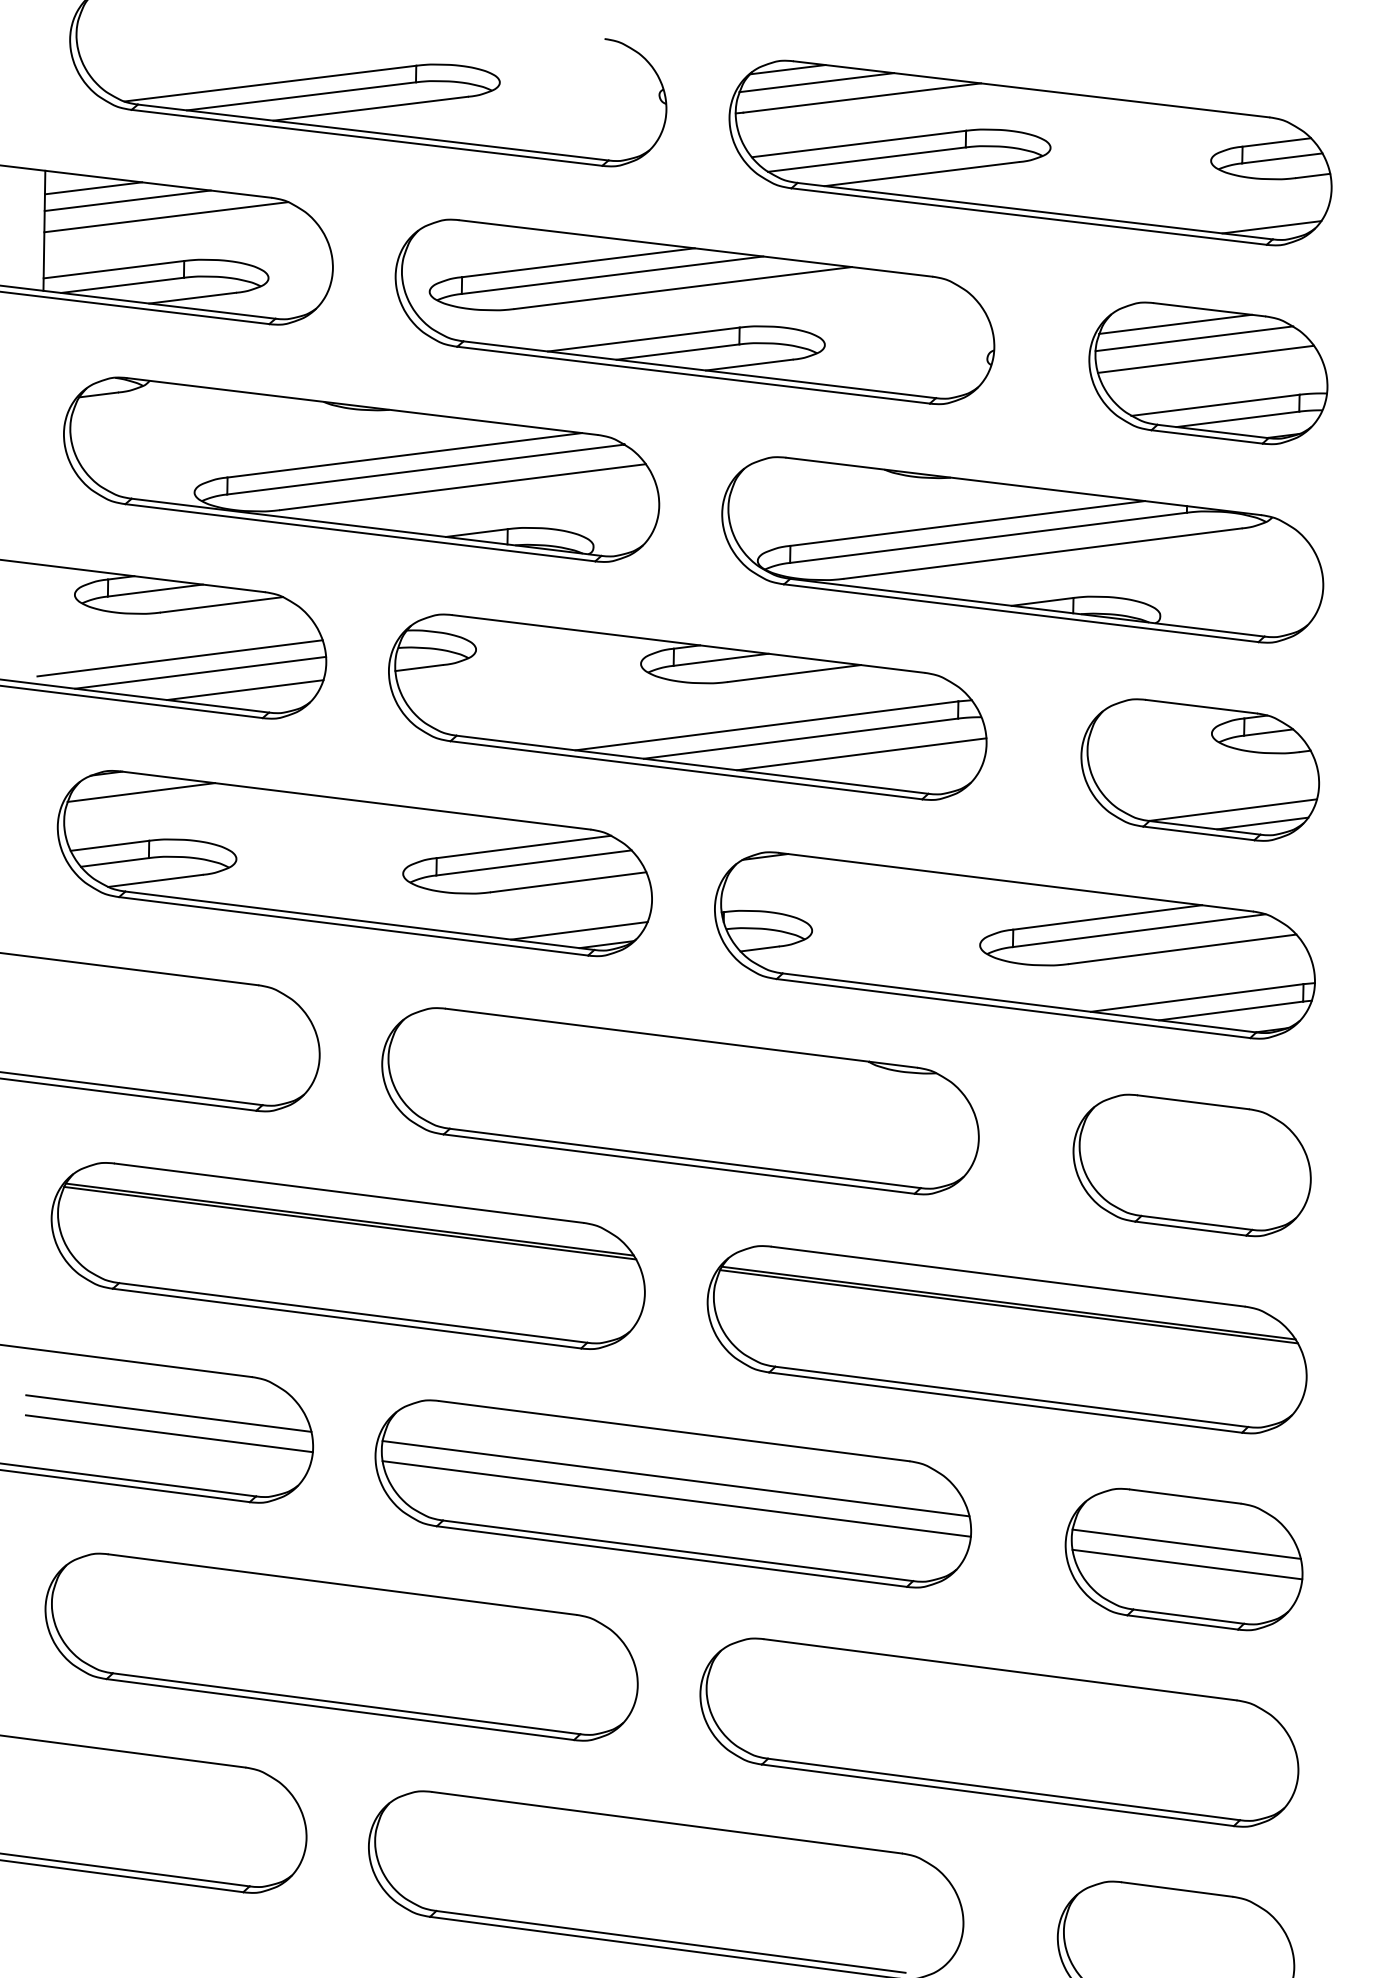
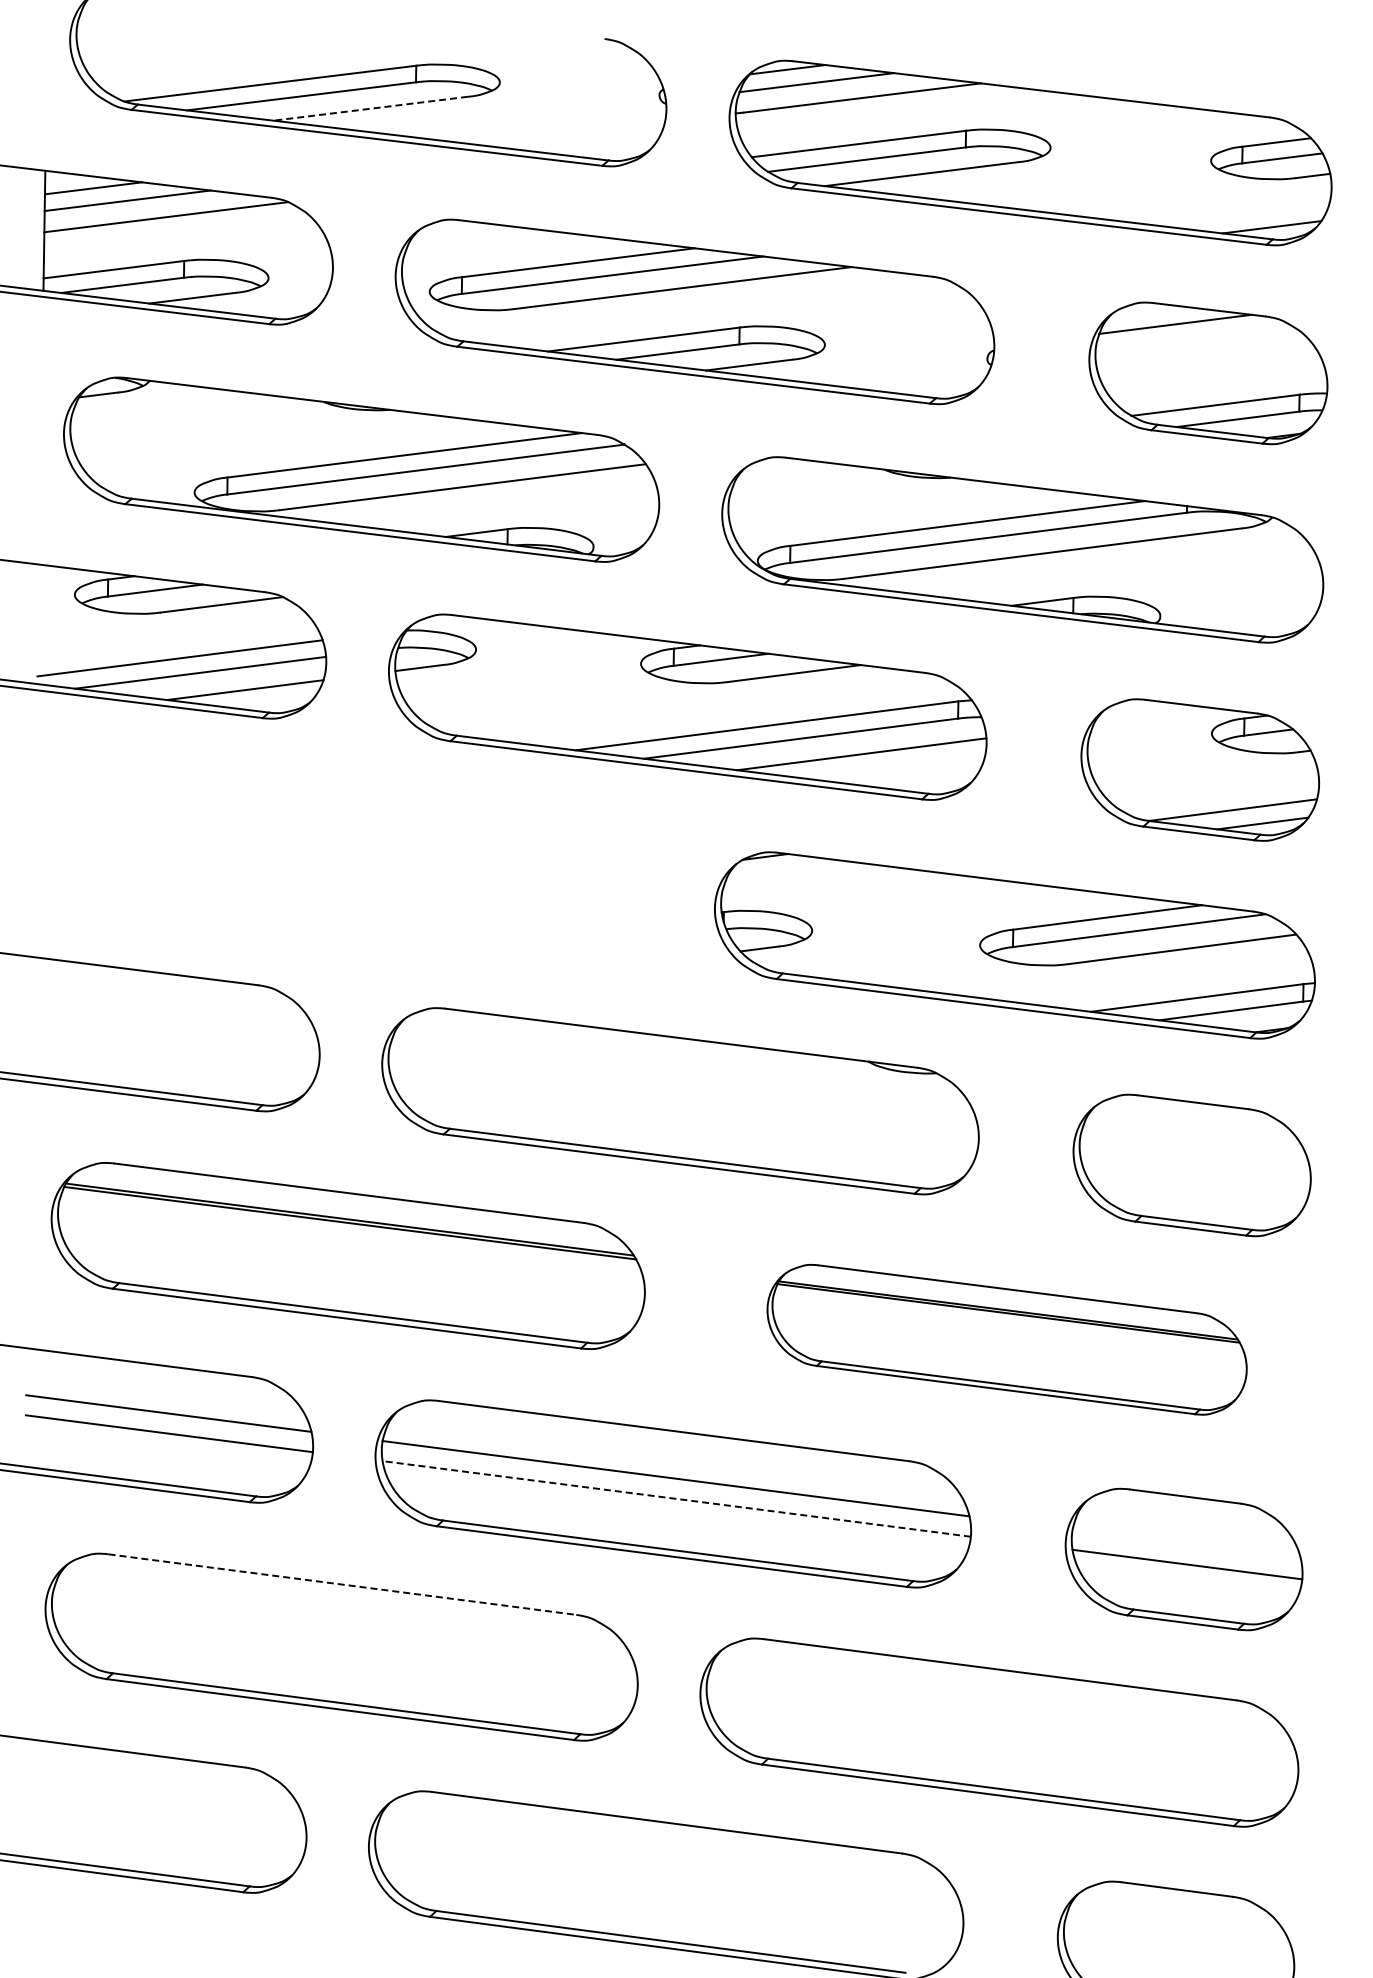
line: solid -> dashed (370, 108)
line: present -> none (1194, 338)
line: present -> none (1205, 358)
part: present -> none (354, 863)
part size: 602x190 px -> 482x152 px (1006, 1339)
line: solid -> dashed (676, 1498)
line: present -> none (1186, 1543)
line: solid -> dashed (342, 1584)
